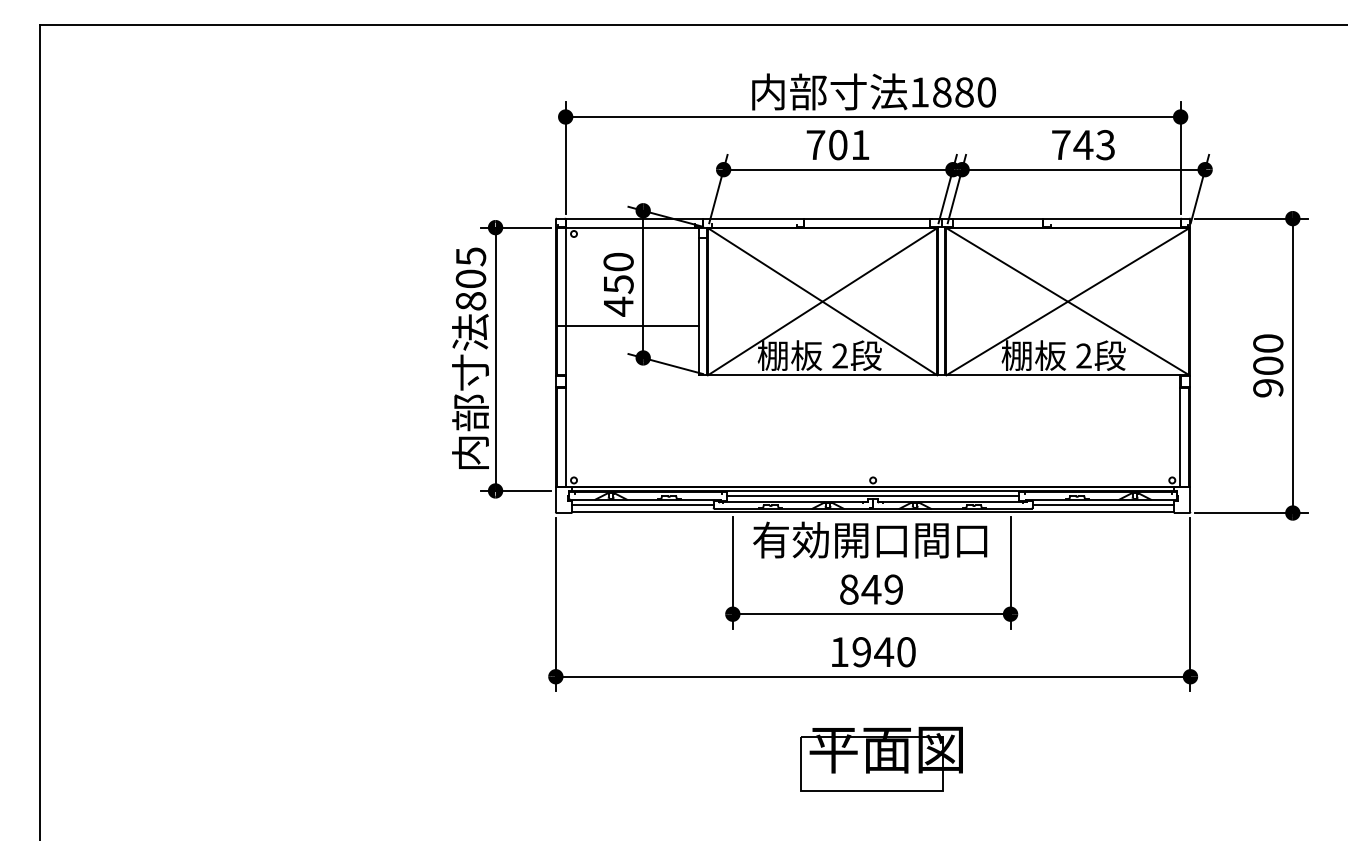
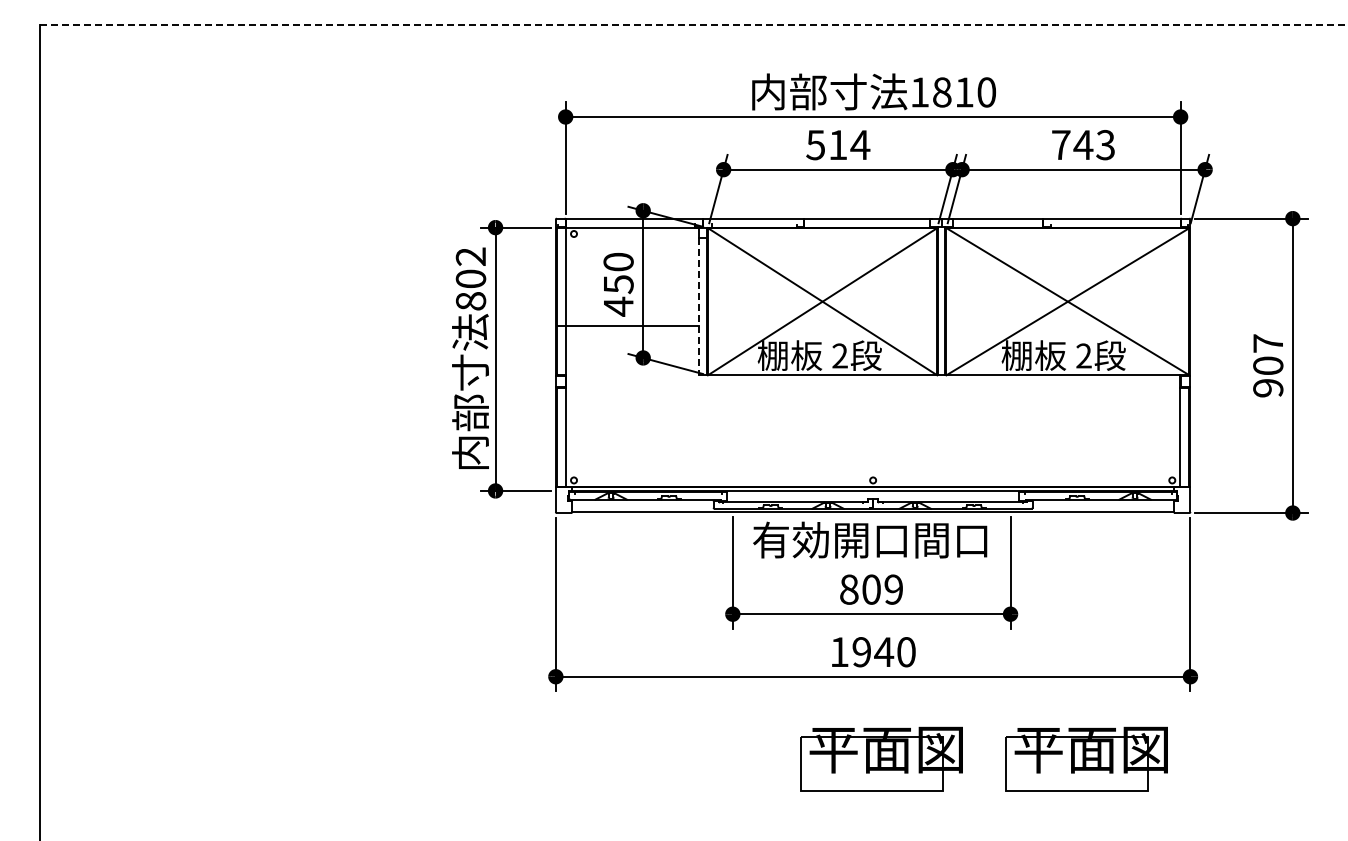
line: solid -> dashed (694, 25)
text: 1880 -> 1810 (964, 92)
text: 701 -> 514 (838, 145)
text: 805 -> 802 (470, 256)
line: solid -> dashed (699, 306)
text: 900 -> 907 (1268, 343)
line: present -> none (873, 495)
line: present -> none (642, 505)
line: present -> none (1103, 505)
text: 849 -> 809 (871, 589)
part: none -> present (1086, 758)
